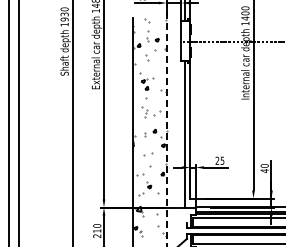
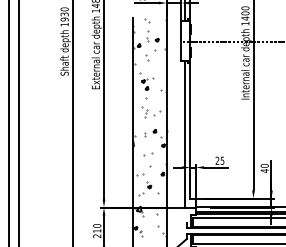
line: dashed -> solid (166, 124)
